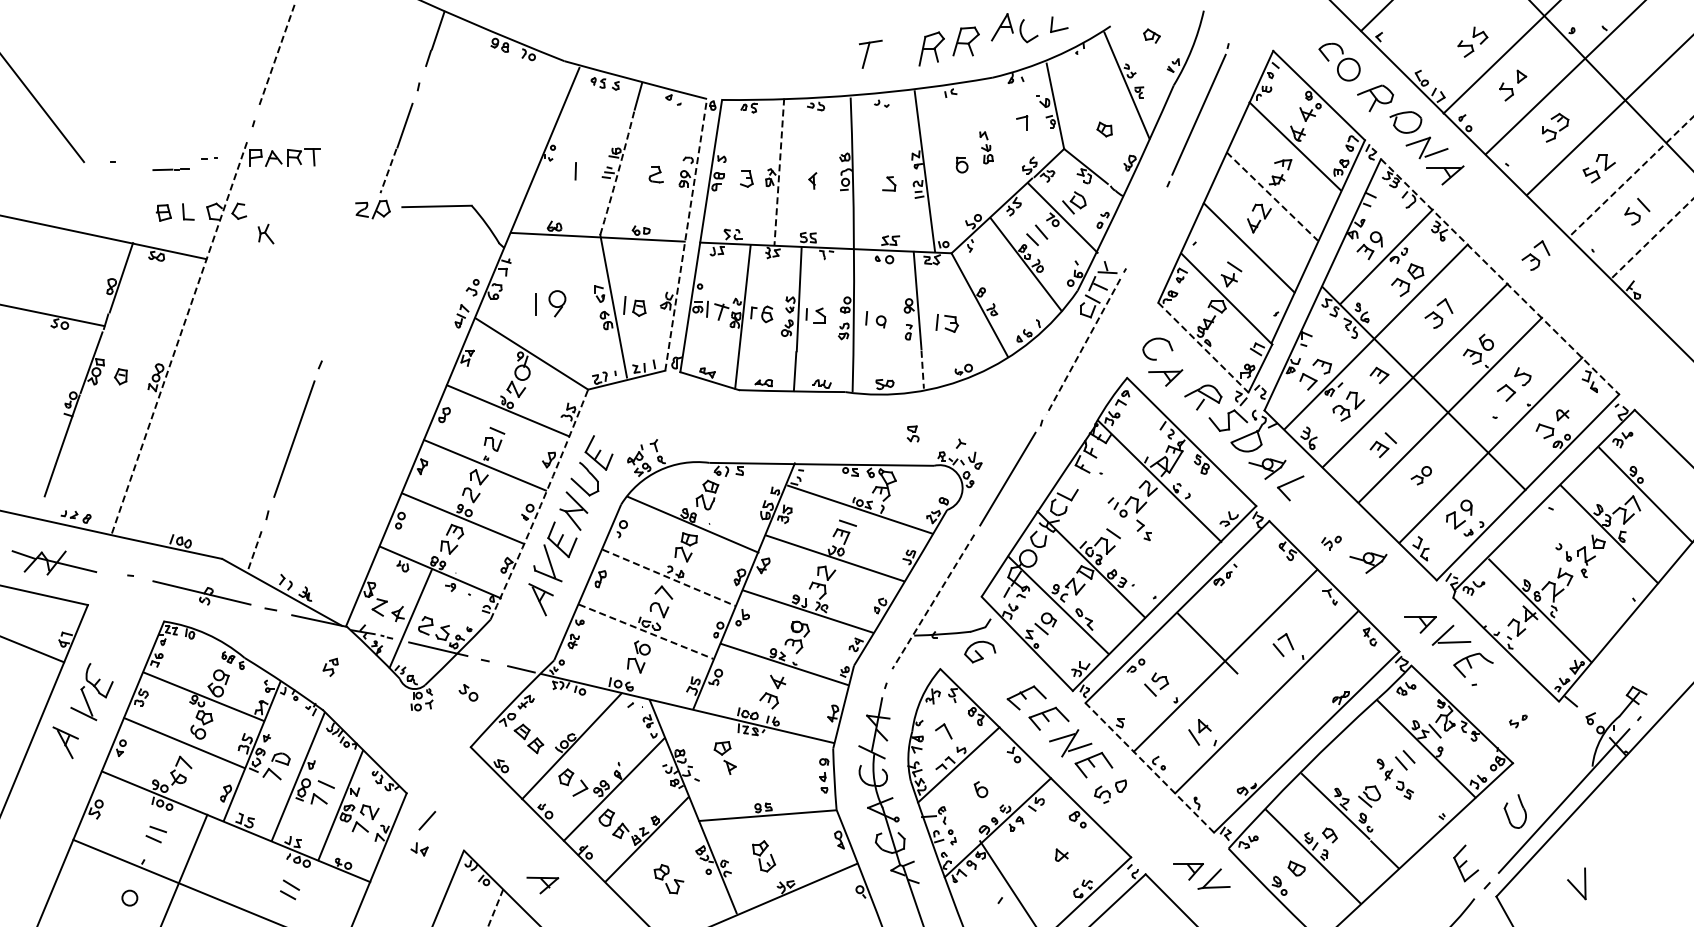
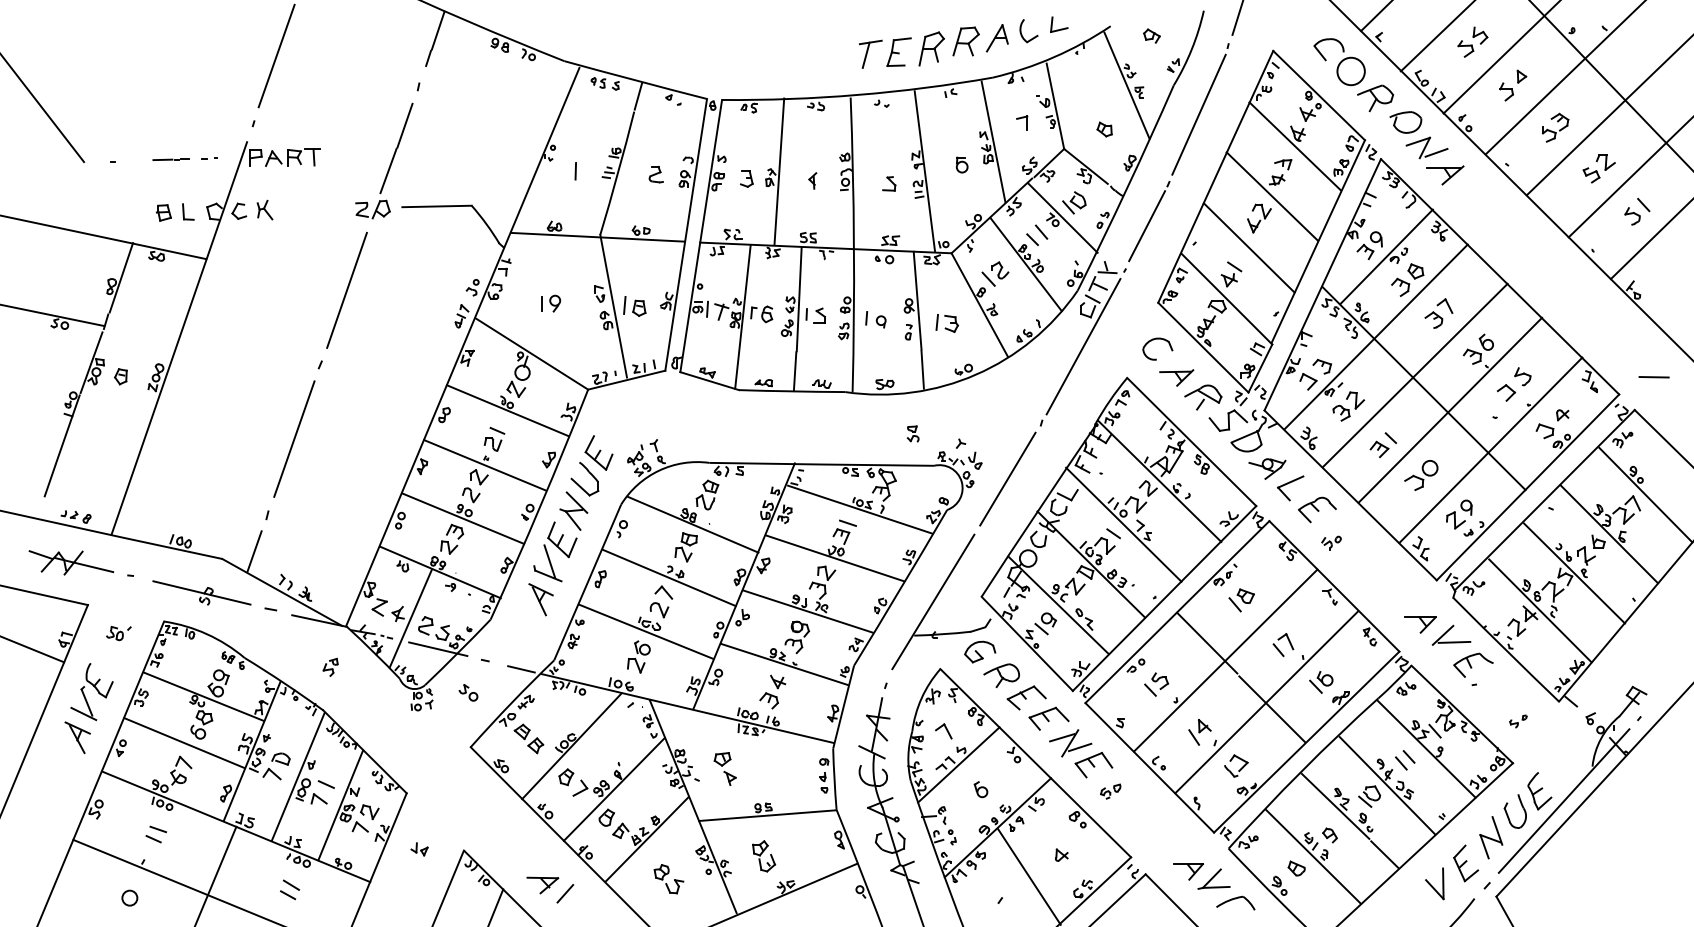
line: none -> present (1237, 18)
part position: (1002, 27) -> (997, 38) (997, 38)
line: none -> present (1436, 36)
part: none -> present (898, 51)
line: dashed -> solid (276, 56)
part size: 43x40 px -> 53x49 px (1339, 62)
line: none -> present (993, 141)
line position: (170, 169) -> (170, 159) (170, 159)
line: dashed -> solid (388, 171)
line: dashed -> solid (779, 172)
arc: dashed -> solid (617, 173)
line: dashed -> solid (1631, 176)
line: dashed -> solid (1272, 196)
line: none -> present (1147, 226)
part position: (265, 233) -> (264, 209) (264, 209)
line: dashed -> solid (686, 234)
line: dashed -> solid (1651, 239)
part: present -> none (1535, 255)
part: none -> present (995, 273)
line: dashed -> solid (1500, 277)
line: none -> present (346, 289)
part size: 32x28 px -> 21x19 px (551, 303)
line: dashed -> solid (179, 338)
line: dashed -> solid (1083, 347)
line: dashed -> solid (1203, 347)
line: dashed -> solid (922, 369)
part: present -> none (1379, 374)
part position: (1165, 377) -> (1176, 377) (1176, 377)
line: none -> present (1653, 377)
part size: 22x20 px -> 35x32 px (1421, 475)
arc: dashed -> solid (540, 505)
part: none -> present (1317, 509)
line: none -> present (1123, 524)
line: dashed -> solid (254, 551)
part position: (54, 562) -> (71, 562) (71, 562)
part: present -> none (1368, 562)
line: none -> present (1574, 573)
line: dashed -> solid (669, 578)
part: none -> present (1241, 600)
line: dashed -> solid (933, 601)
line: dashed -> solid (646, 631)
part: none -> present (118, 633)
part: none -> present (1001, 675)
part: none -> present (1321, 682)
line: none -> present (1272, 709)
part position: (65, 742) -> (77, 737) (77, 737)
part position: (724, 757) -> (724, 768) (724, 768)
part: none -> present (1236, 765)
line: dashed -> solid (1149, 767)
line: none -> present (1387, 785)
part size: 33x25 px -> 22x17 px (1110, 791)
part: none -> present (1539, 791)
line position: (427, 820) -> (565, 893) (565, 893)
part: none -> present (1491, 837)
line position: (184, 868) -> (216, 874) (216, 874)
line position: (1006, 882) -> (1029, 876) (1029, 876)
part position: (1576, 883) -> (1434, 883) (1434, 883)
part: none -> present (1235, 902)
line: dashed -> solid (495, 907)
